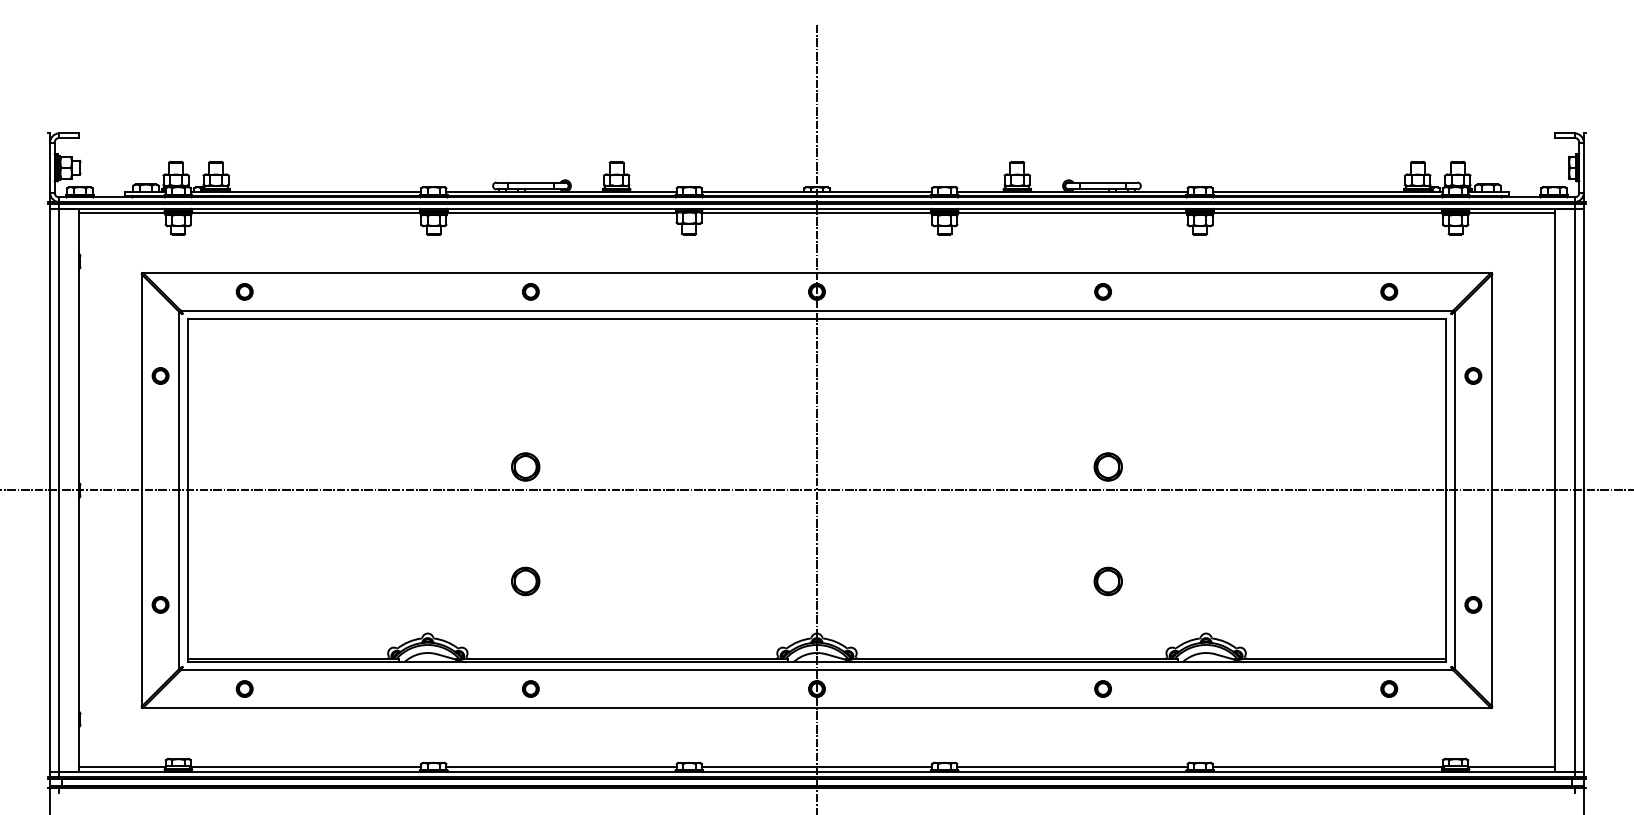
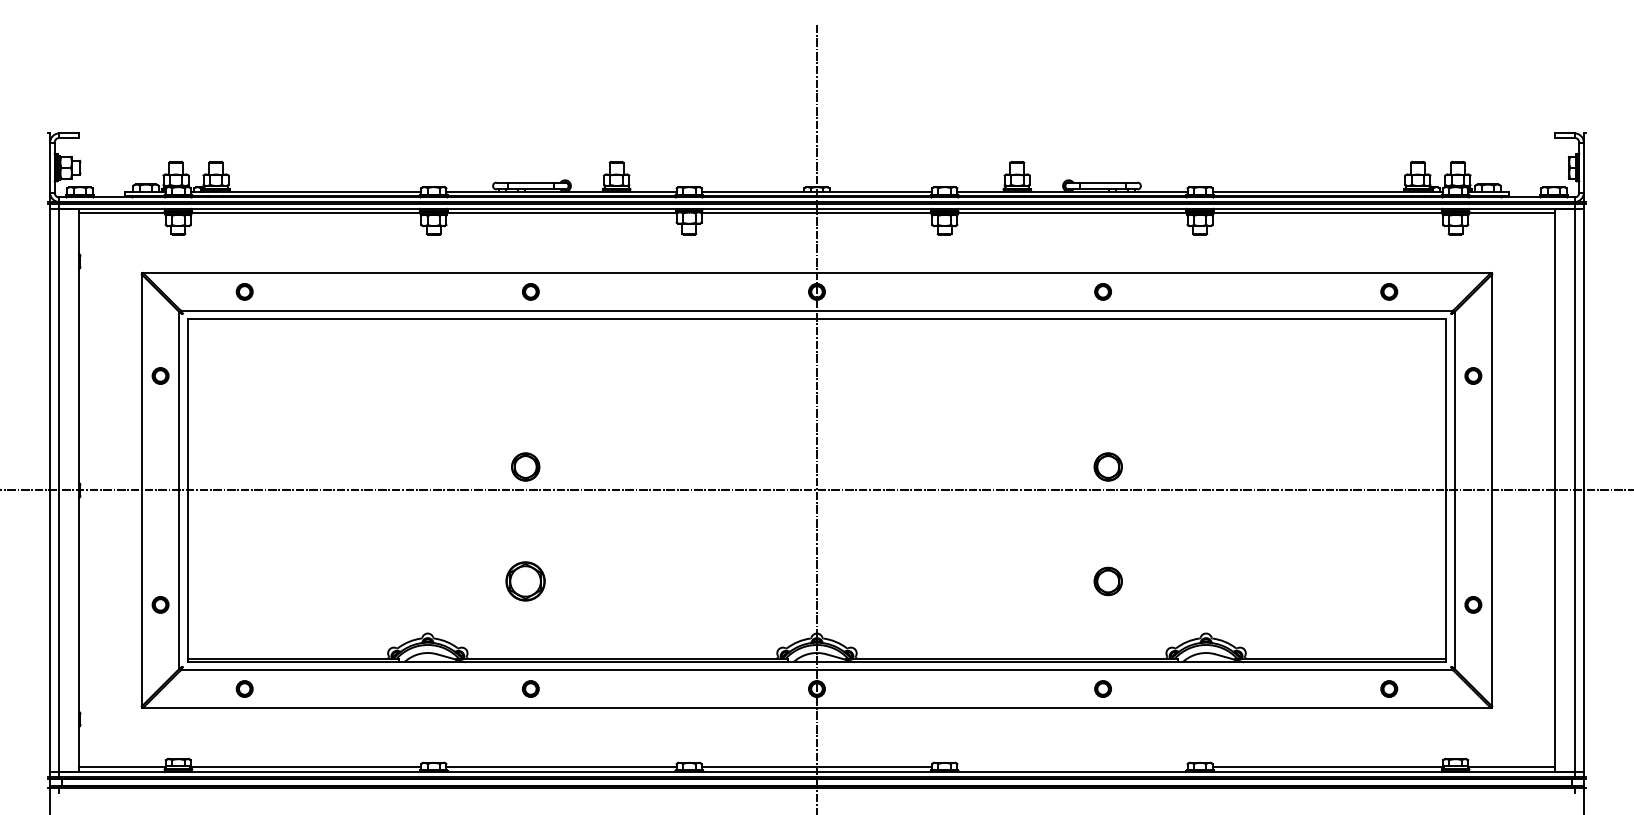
part size: 30x31 px -> 41x41 px (525, 581)
line: present -> none (1072, 767)
